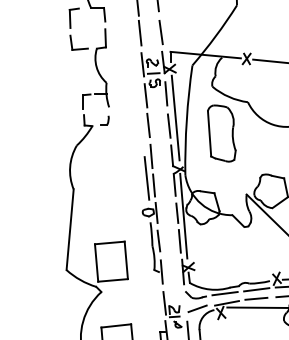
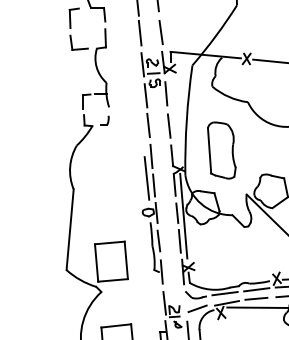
line: present -> none (175, 117)
part position: (221, 133) -> (221, 150) (221, 150)
